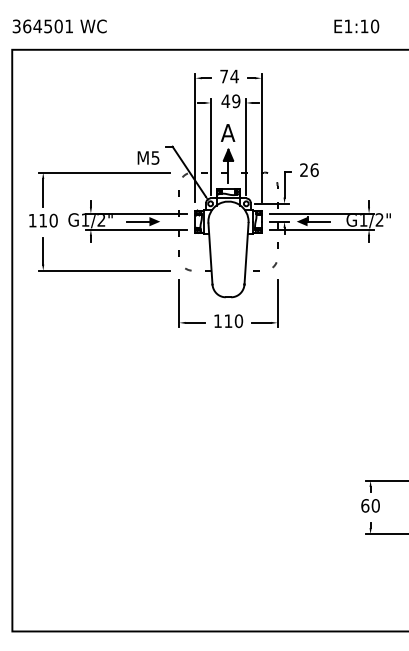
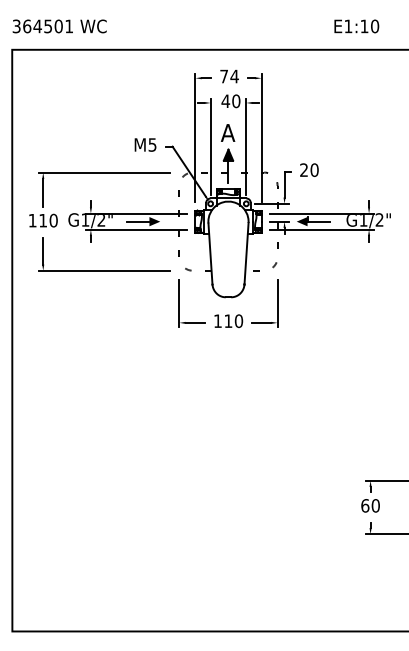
text: 49 -> 40 (236, 101)
text position: (148, 157) -> (145, 144) (145, 144)
text: 26 -> 20 (314, 169)
